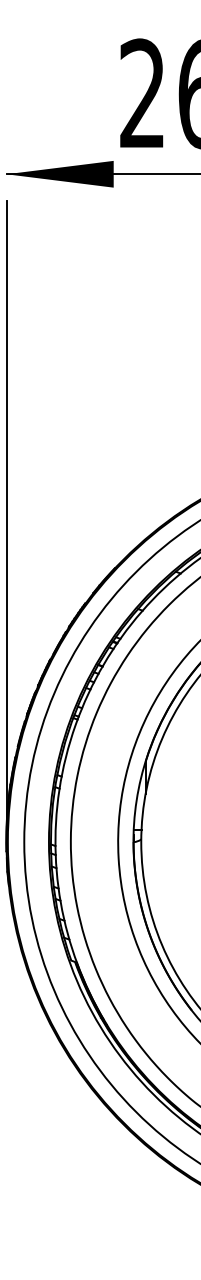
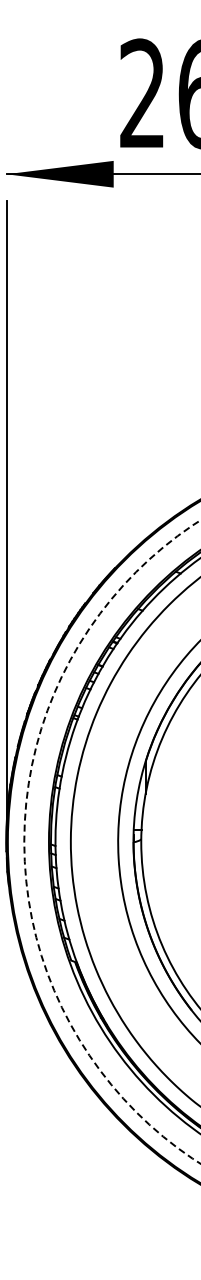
circle: solid -> dashed (112, 841)
